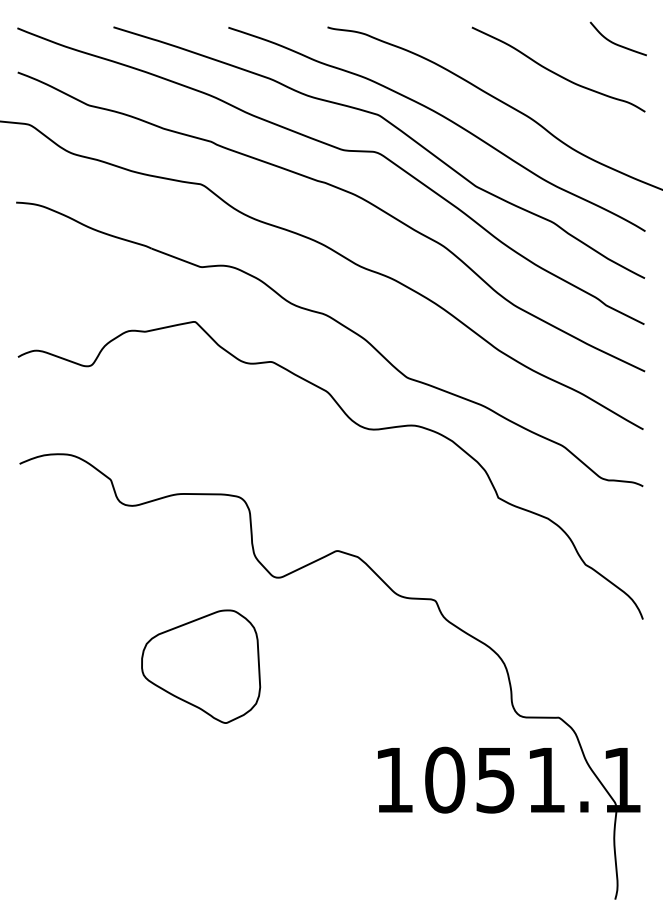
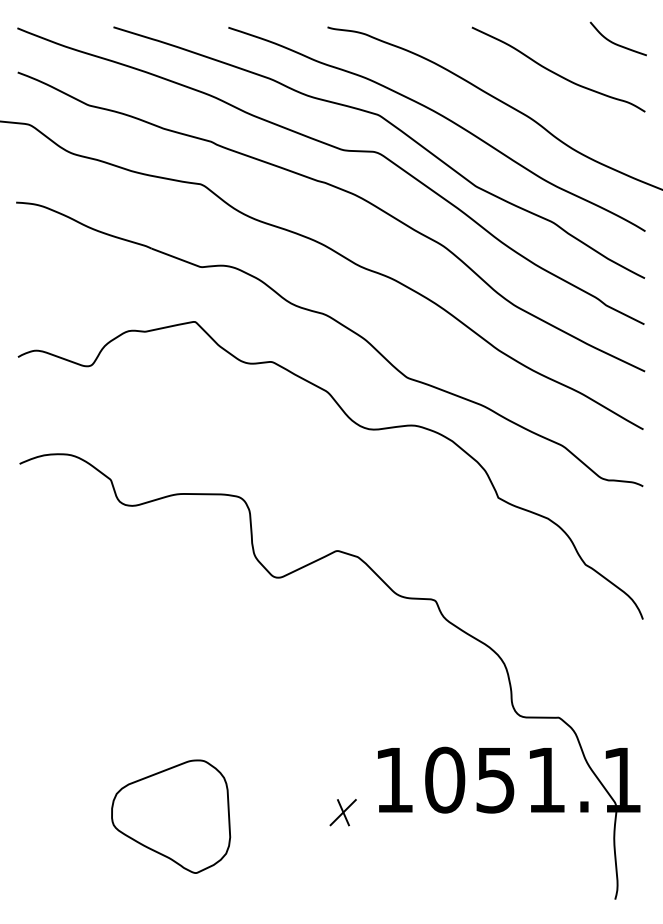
part position: (201, 666) -> (171, 816) (171, 816)
part: none -> present (342, 812)
